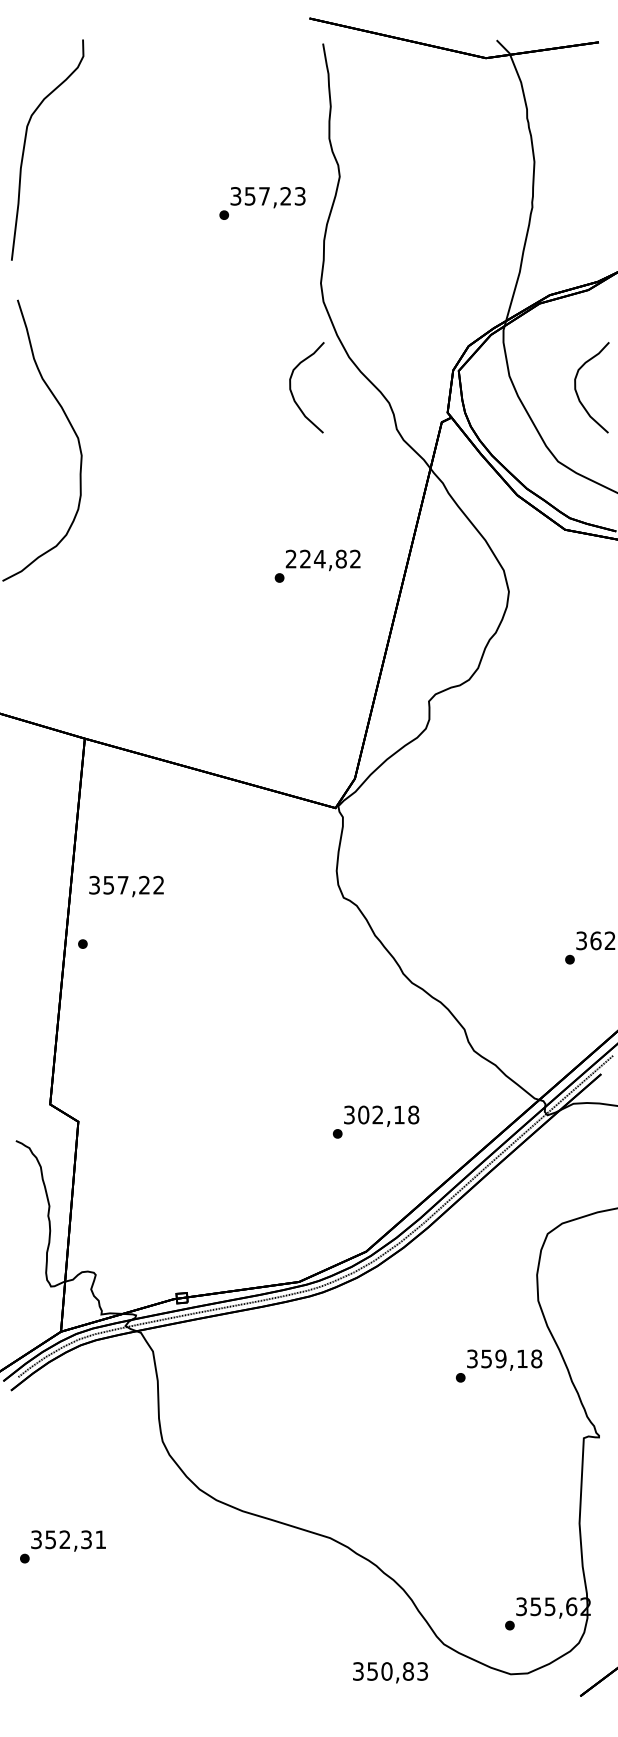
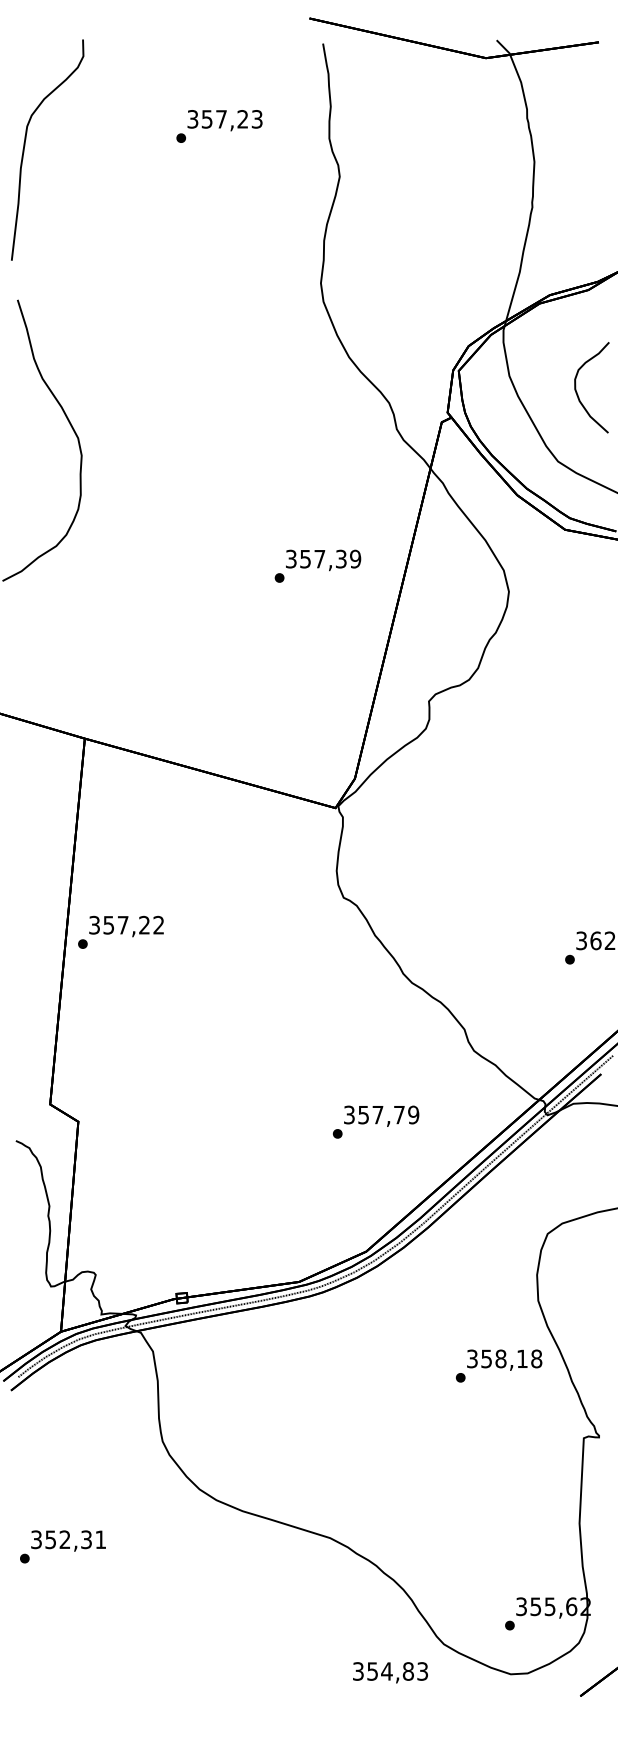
text position: (262, 203) -> (219, 126) (219, 126)
curve: present -> none (293, 394)
text: 224,82 -> 357,39 (323, 558)
text position: (126, 886) -> (126, 926) (126, 926)
text: 302,18 -> 357,79 (388, 1114)
text: 359,18 -> 358,18 (500, 1358)
text: 350,83 -> 354,83 (386, 1671)
